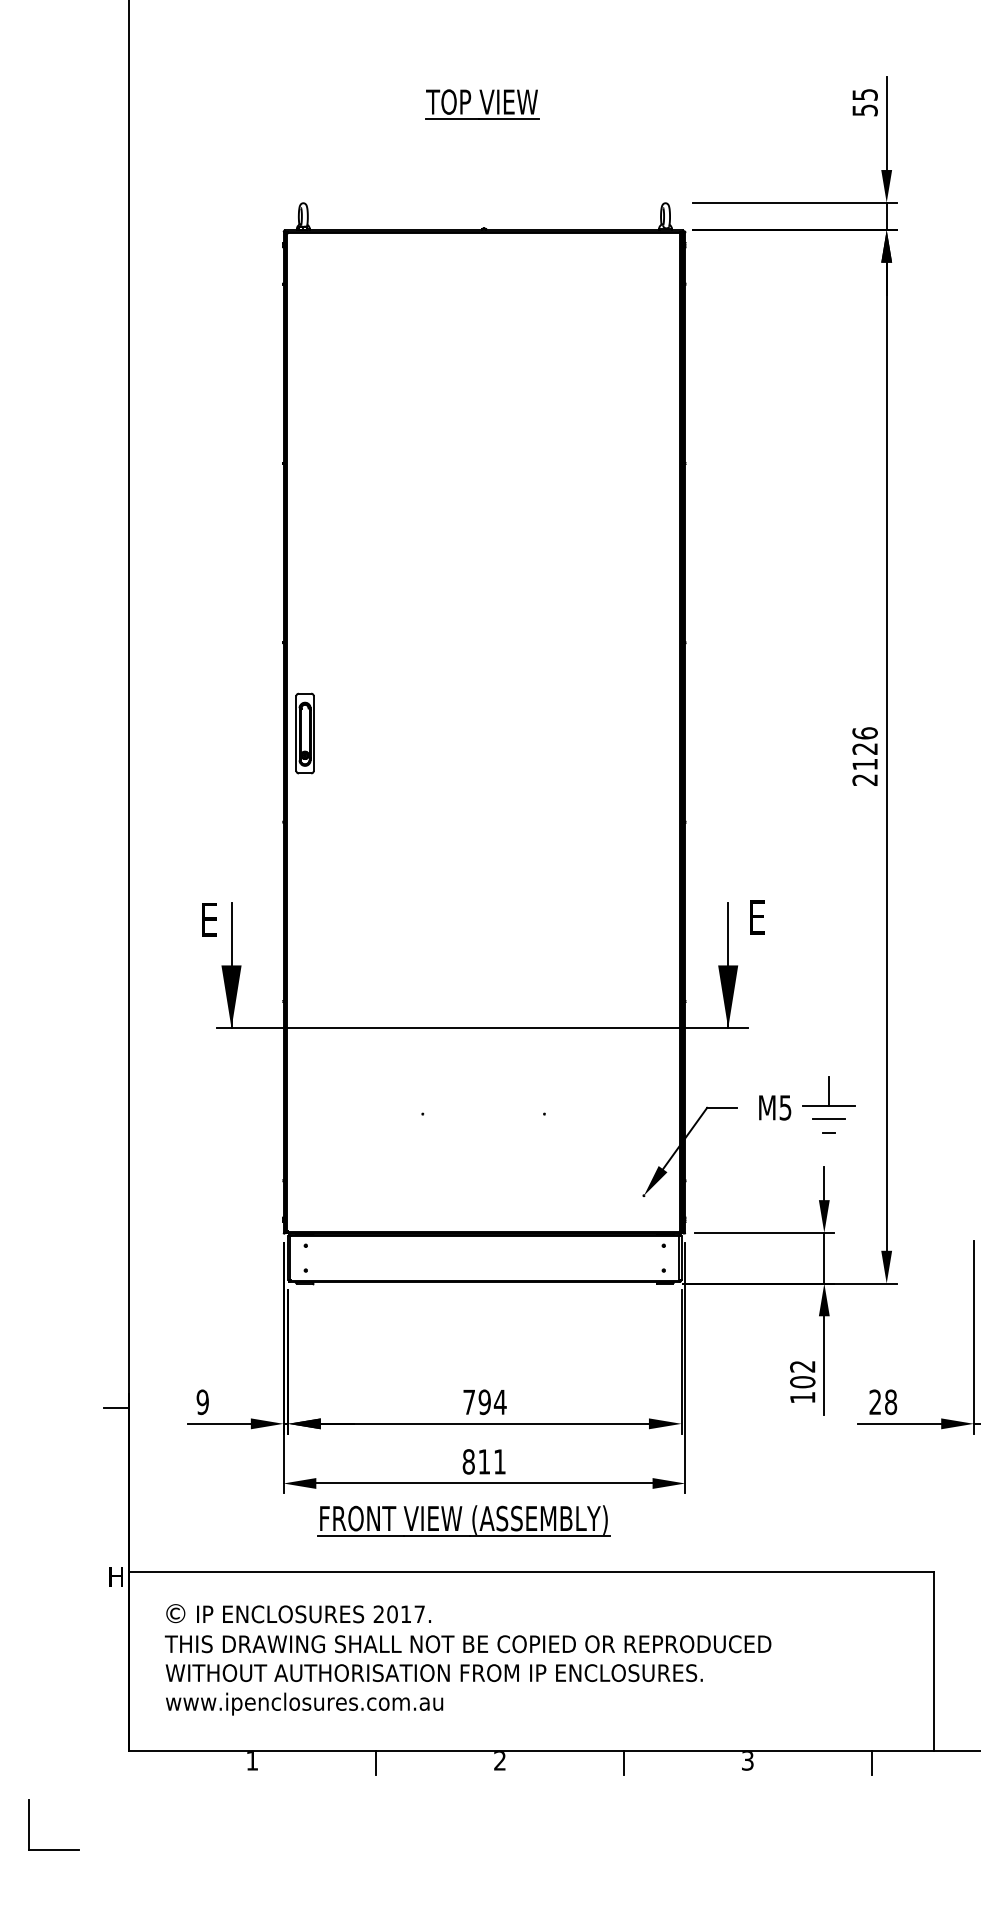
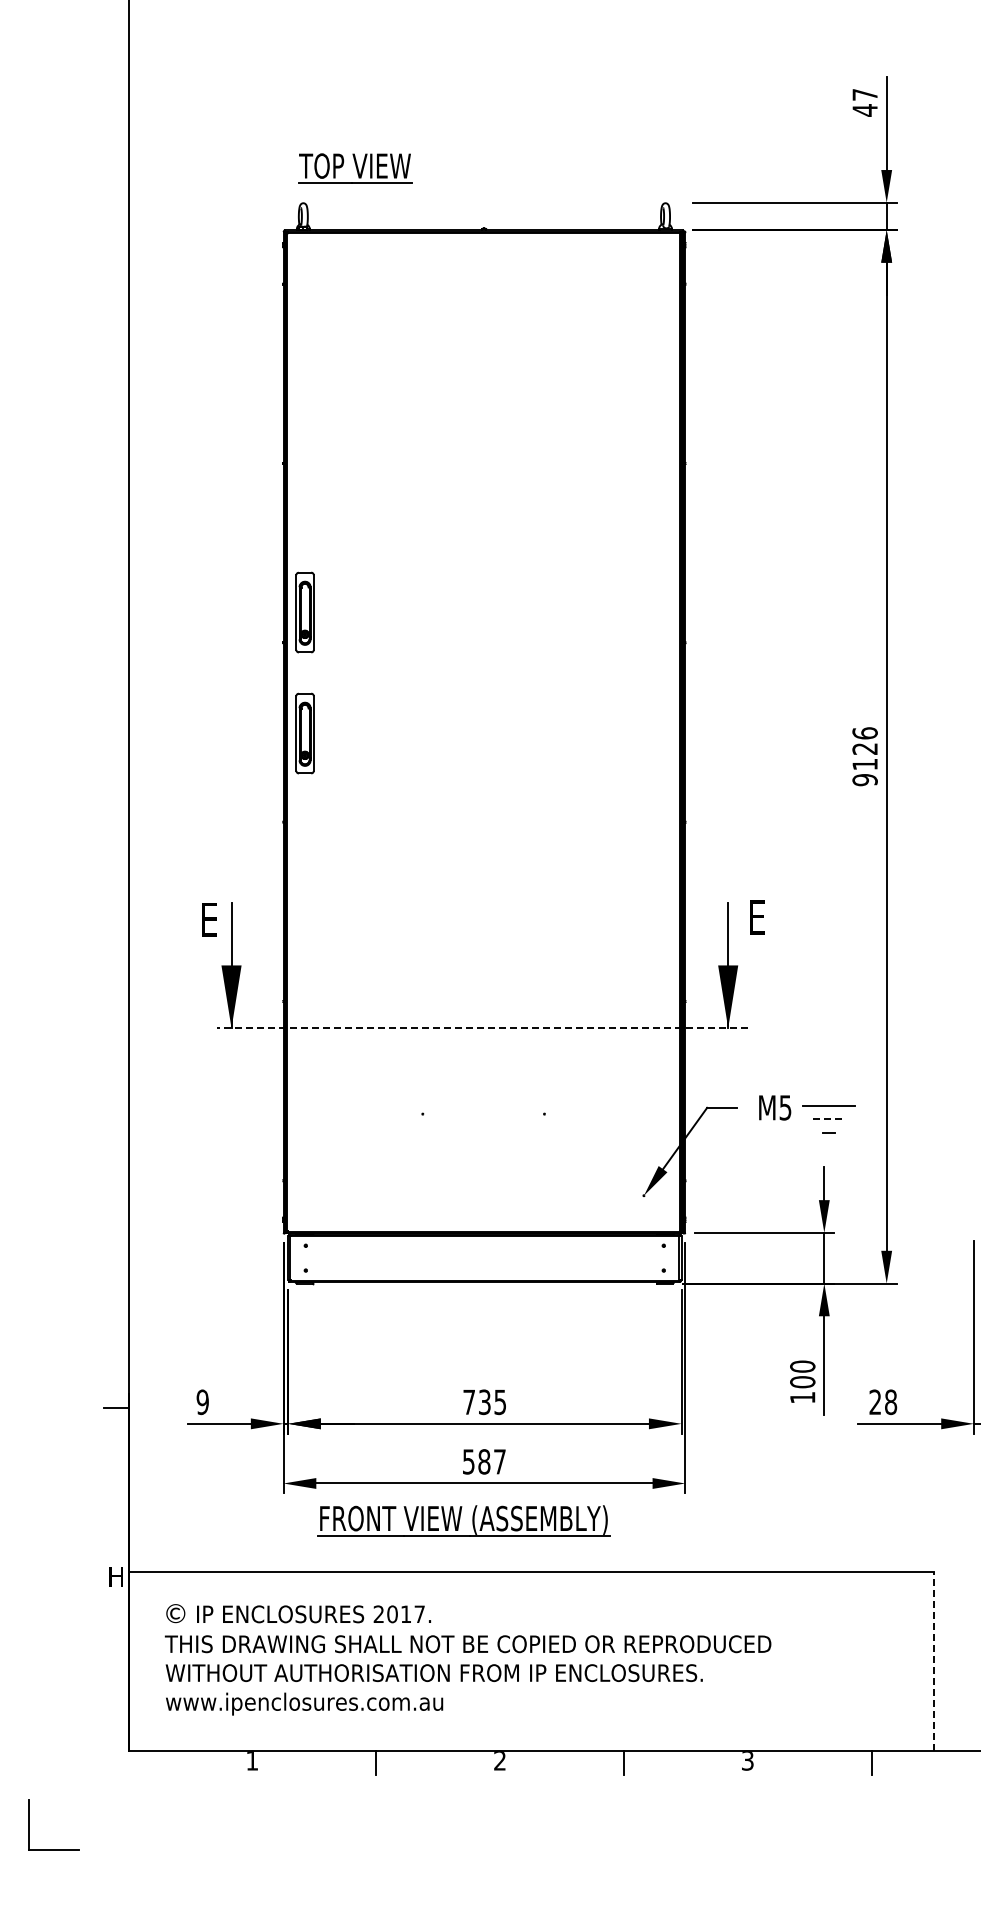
text: 55 -> 47 (864, 102)
part position: (482, 104) -> (355, 168) (355, 168)
part: none -> present (304, 612)
text: 2126 -> 9126 (864, 780)
line: solid -> dashed (482, 1028)
line: present -> none (828, 1090)
line: solid -> dashed (828, 1119)
text: 102 -> 100 (802, 1366)
text: 794 -> 735 (492, 1402)
text: 811 -> 587 (483, 1461)
line: solid -> dashed (934, 1661)
